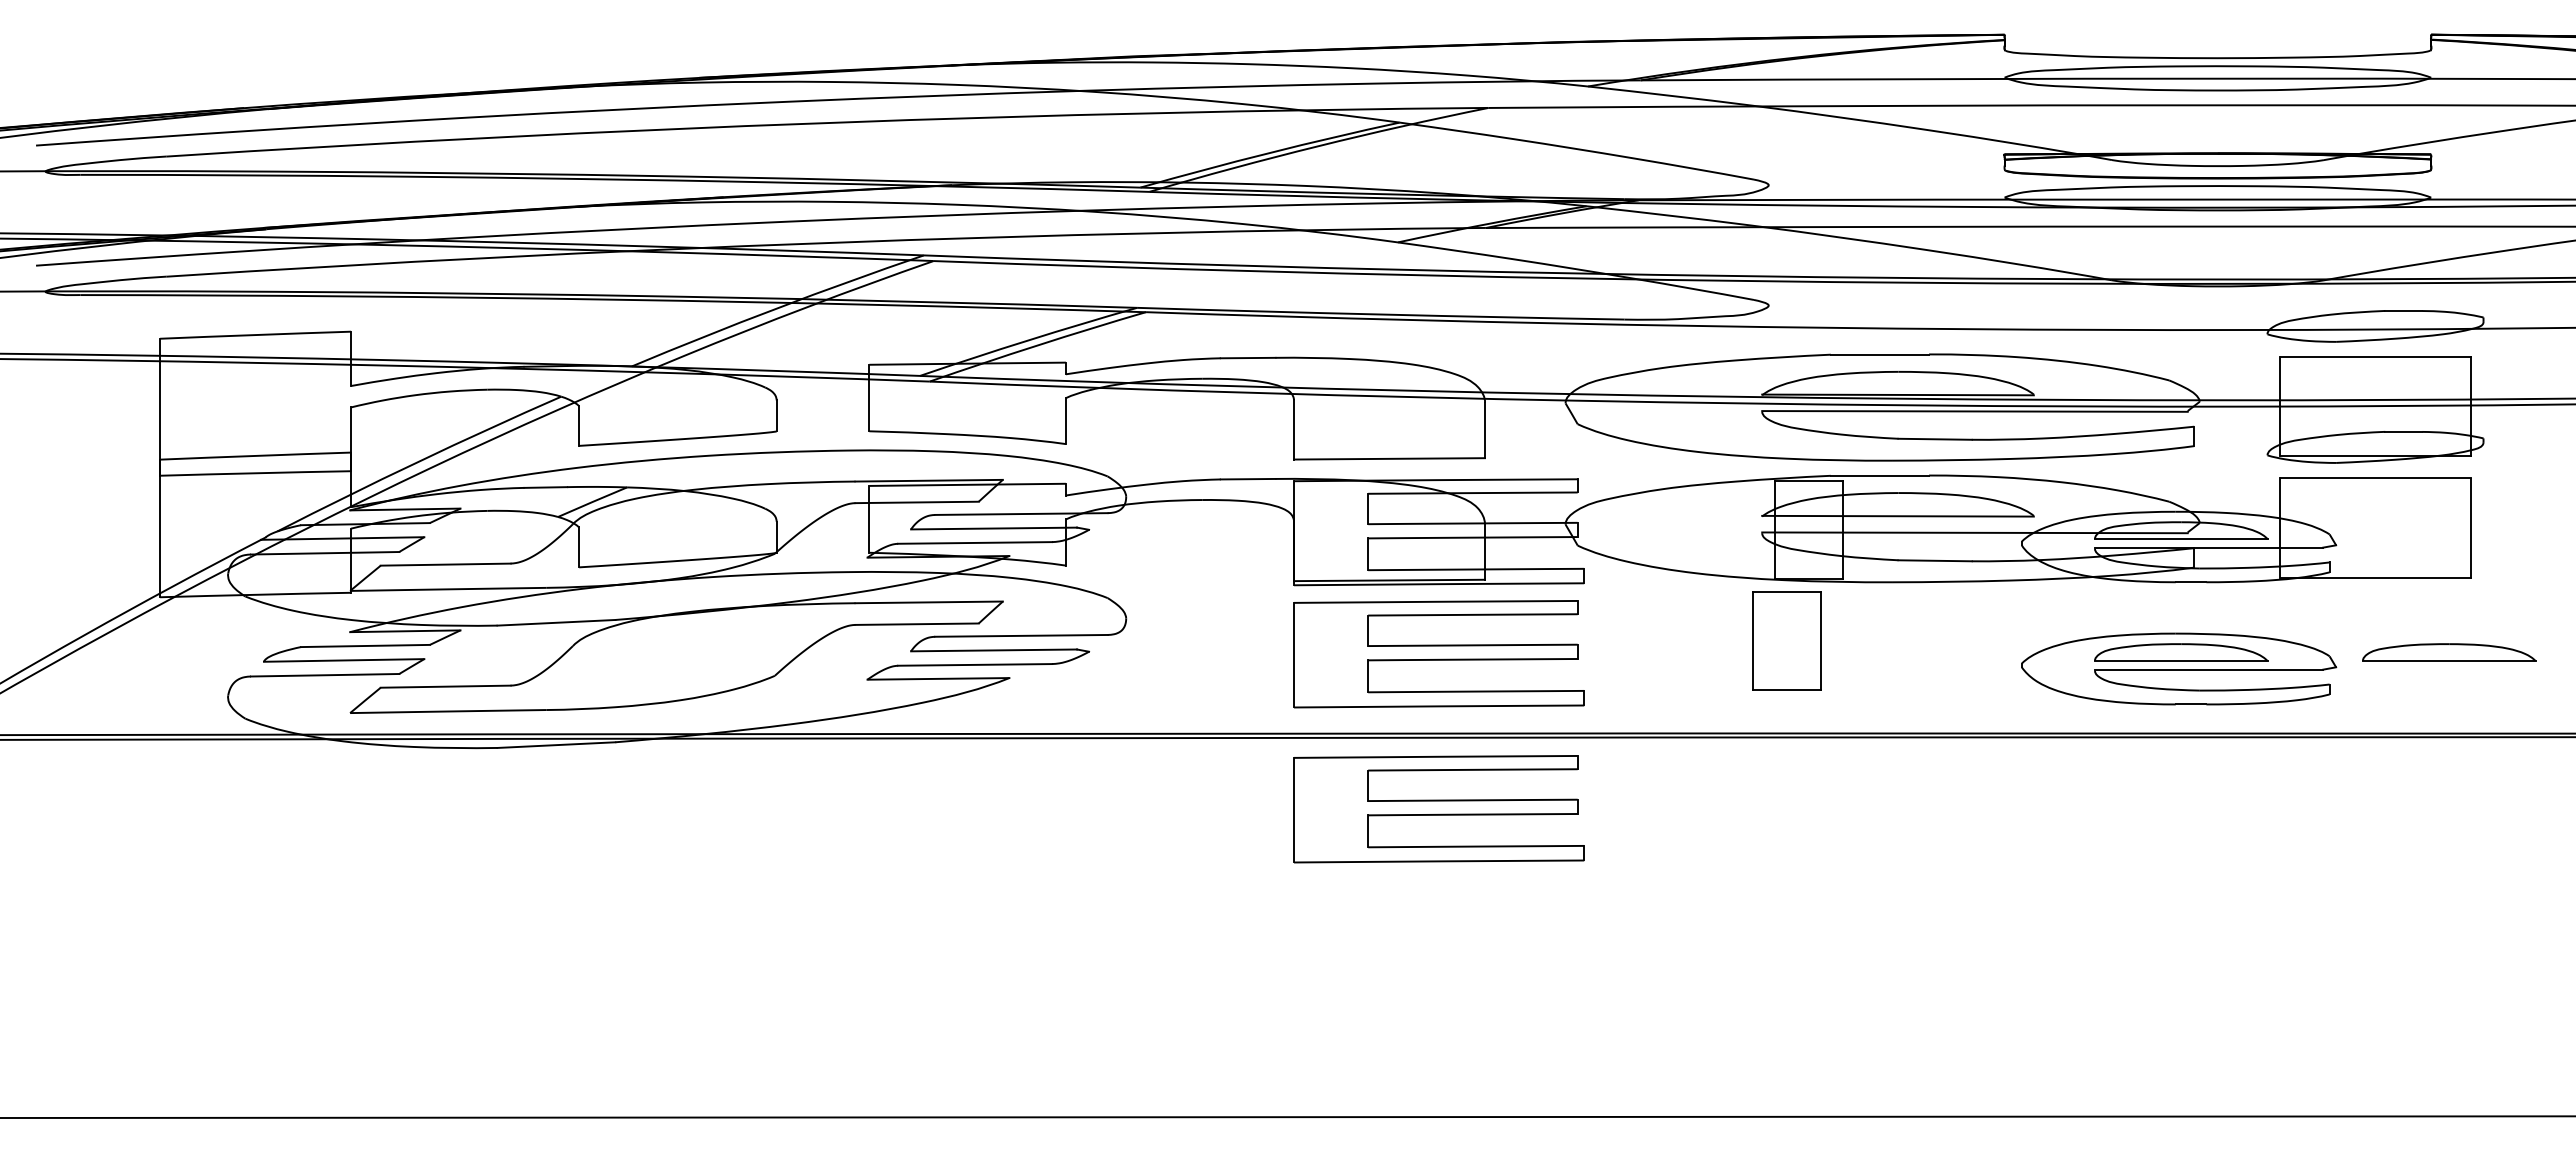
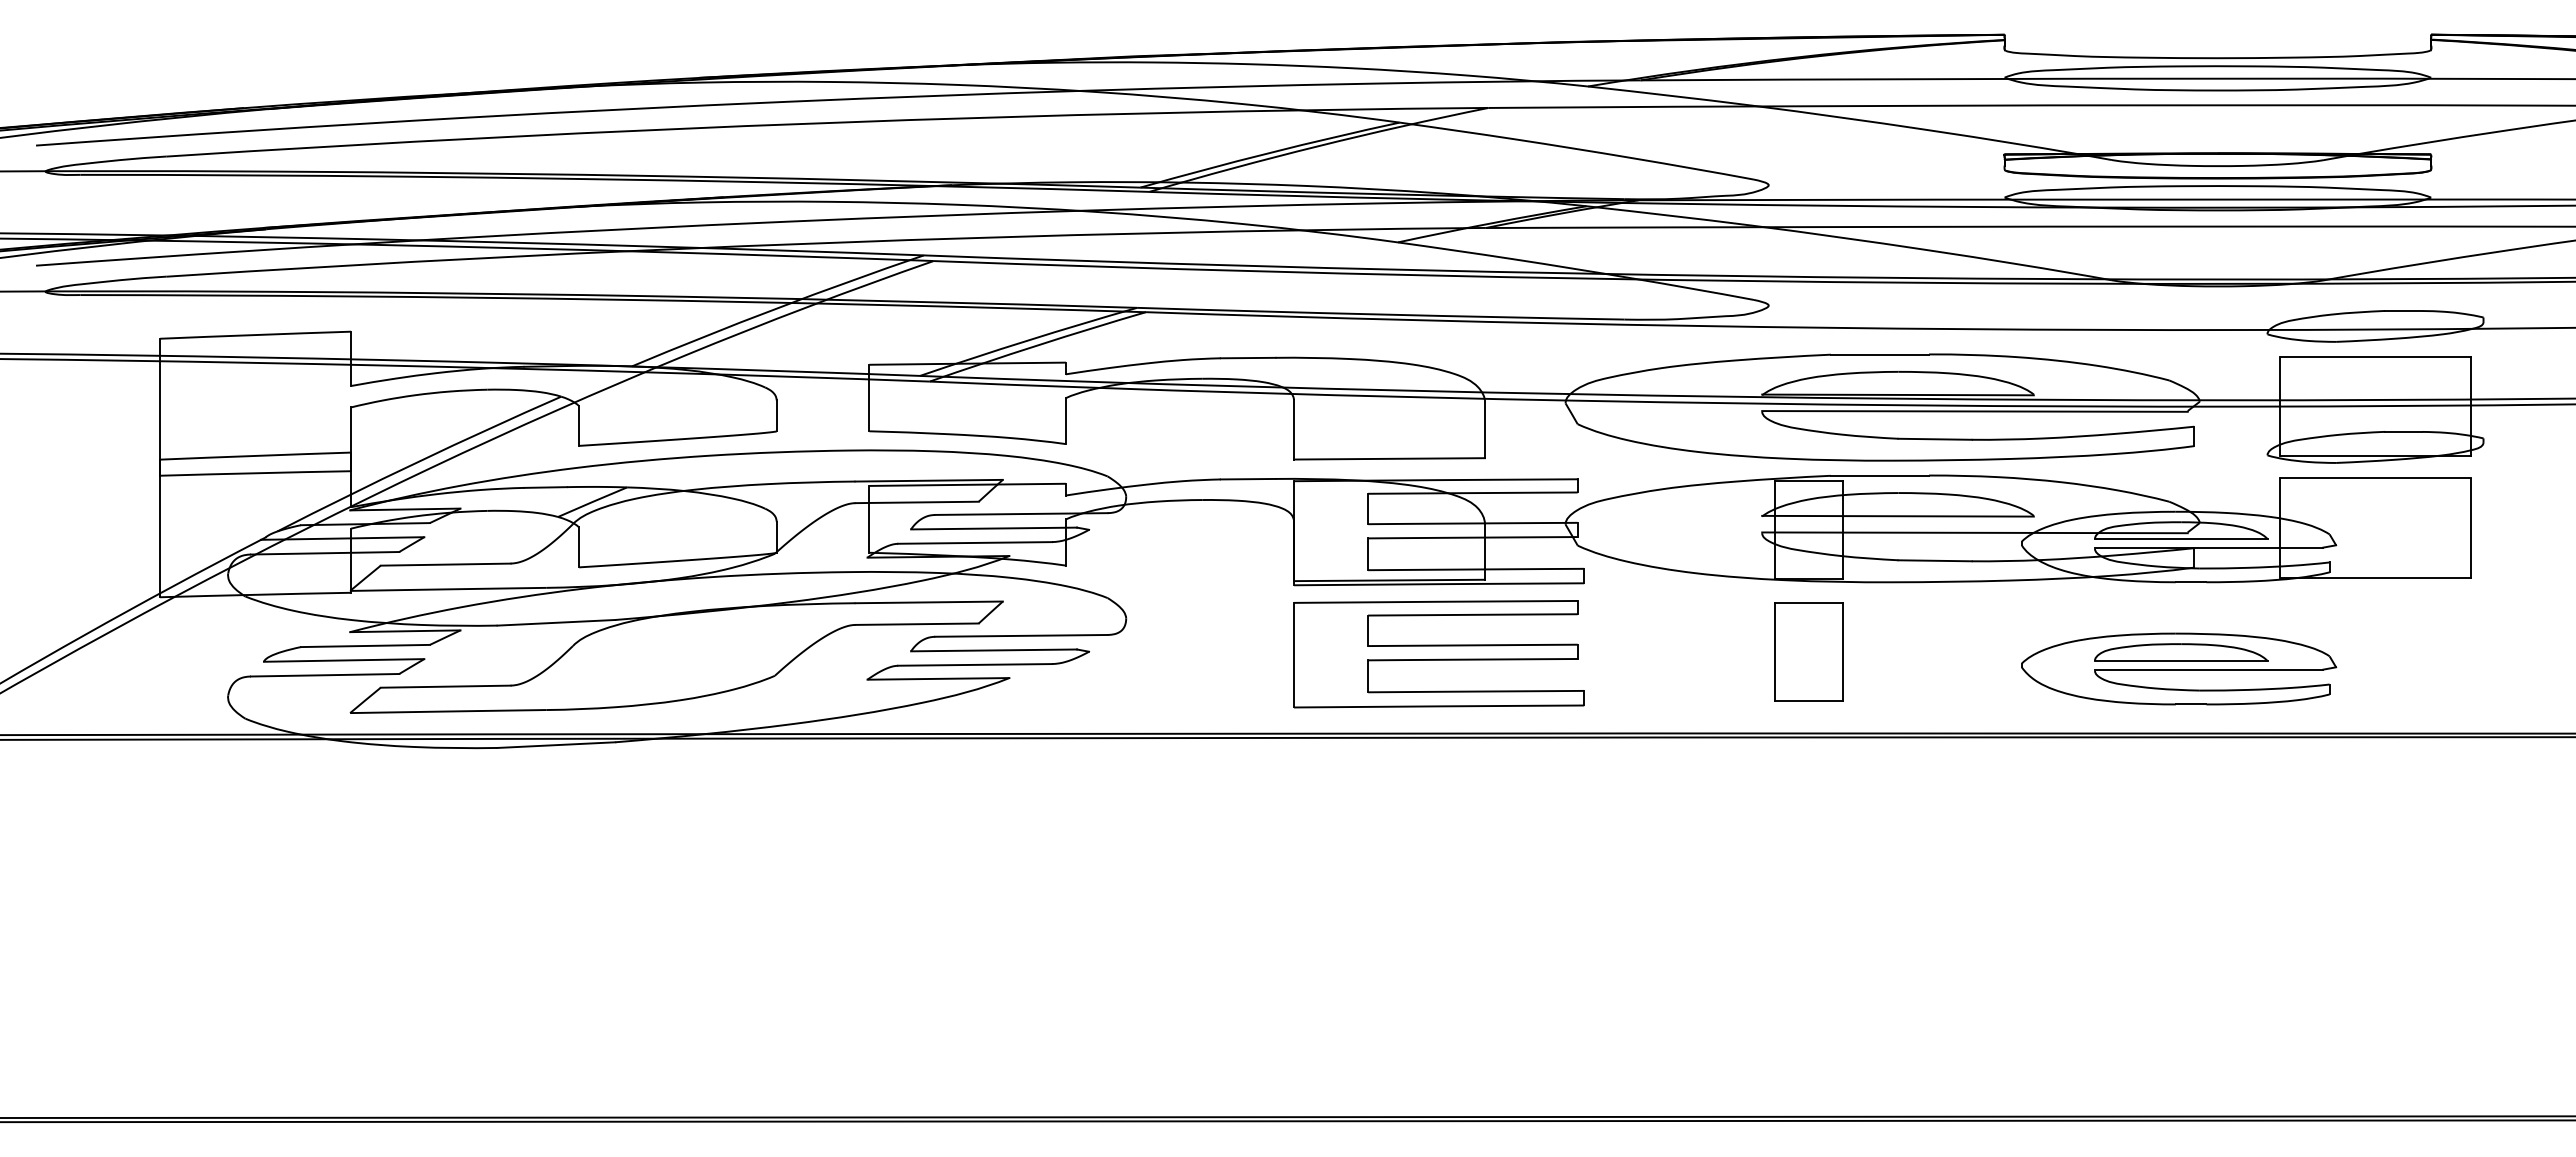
part position: (1786, 640) -> (1808, 651) (1808, 651)
part: present -> none (2449, 652)
part: present -> none (1438, 809)
line: none -> present (1287, 1121)
